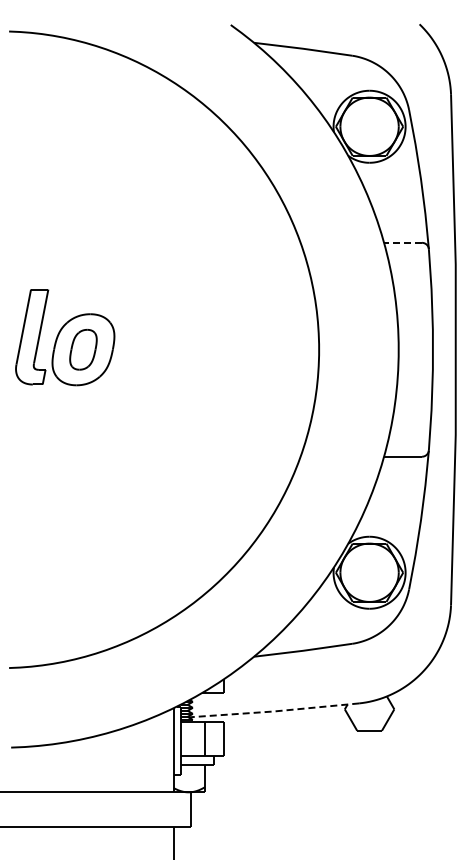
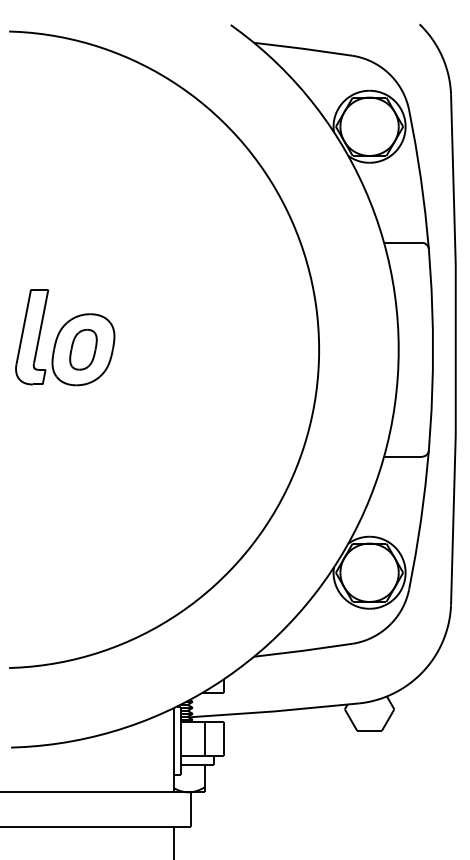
line: dashed -> solid (403, 242)
line: dashed -> solid (273, 711)
